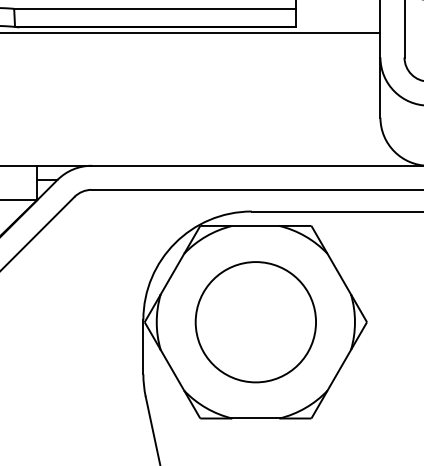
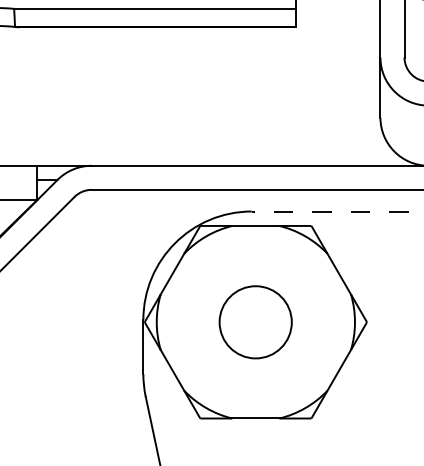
line: present -> none (191, 33)
line: solid -> dashed (337, 211)
circle size: 123x123 px -> 75x75 px (255, 322)
